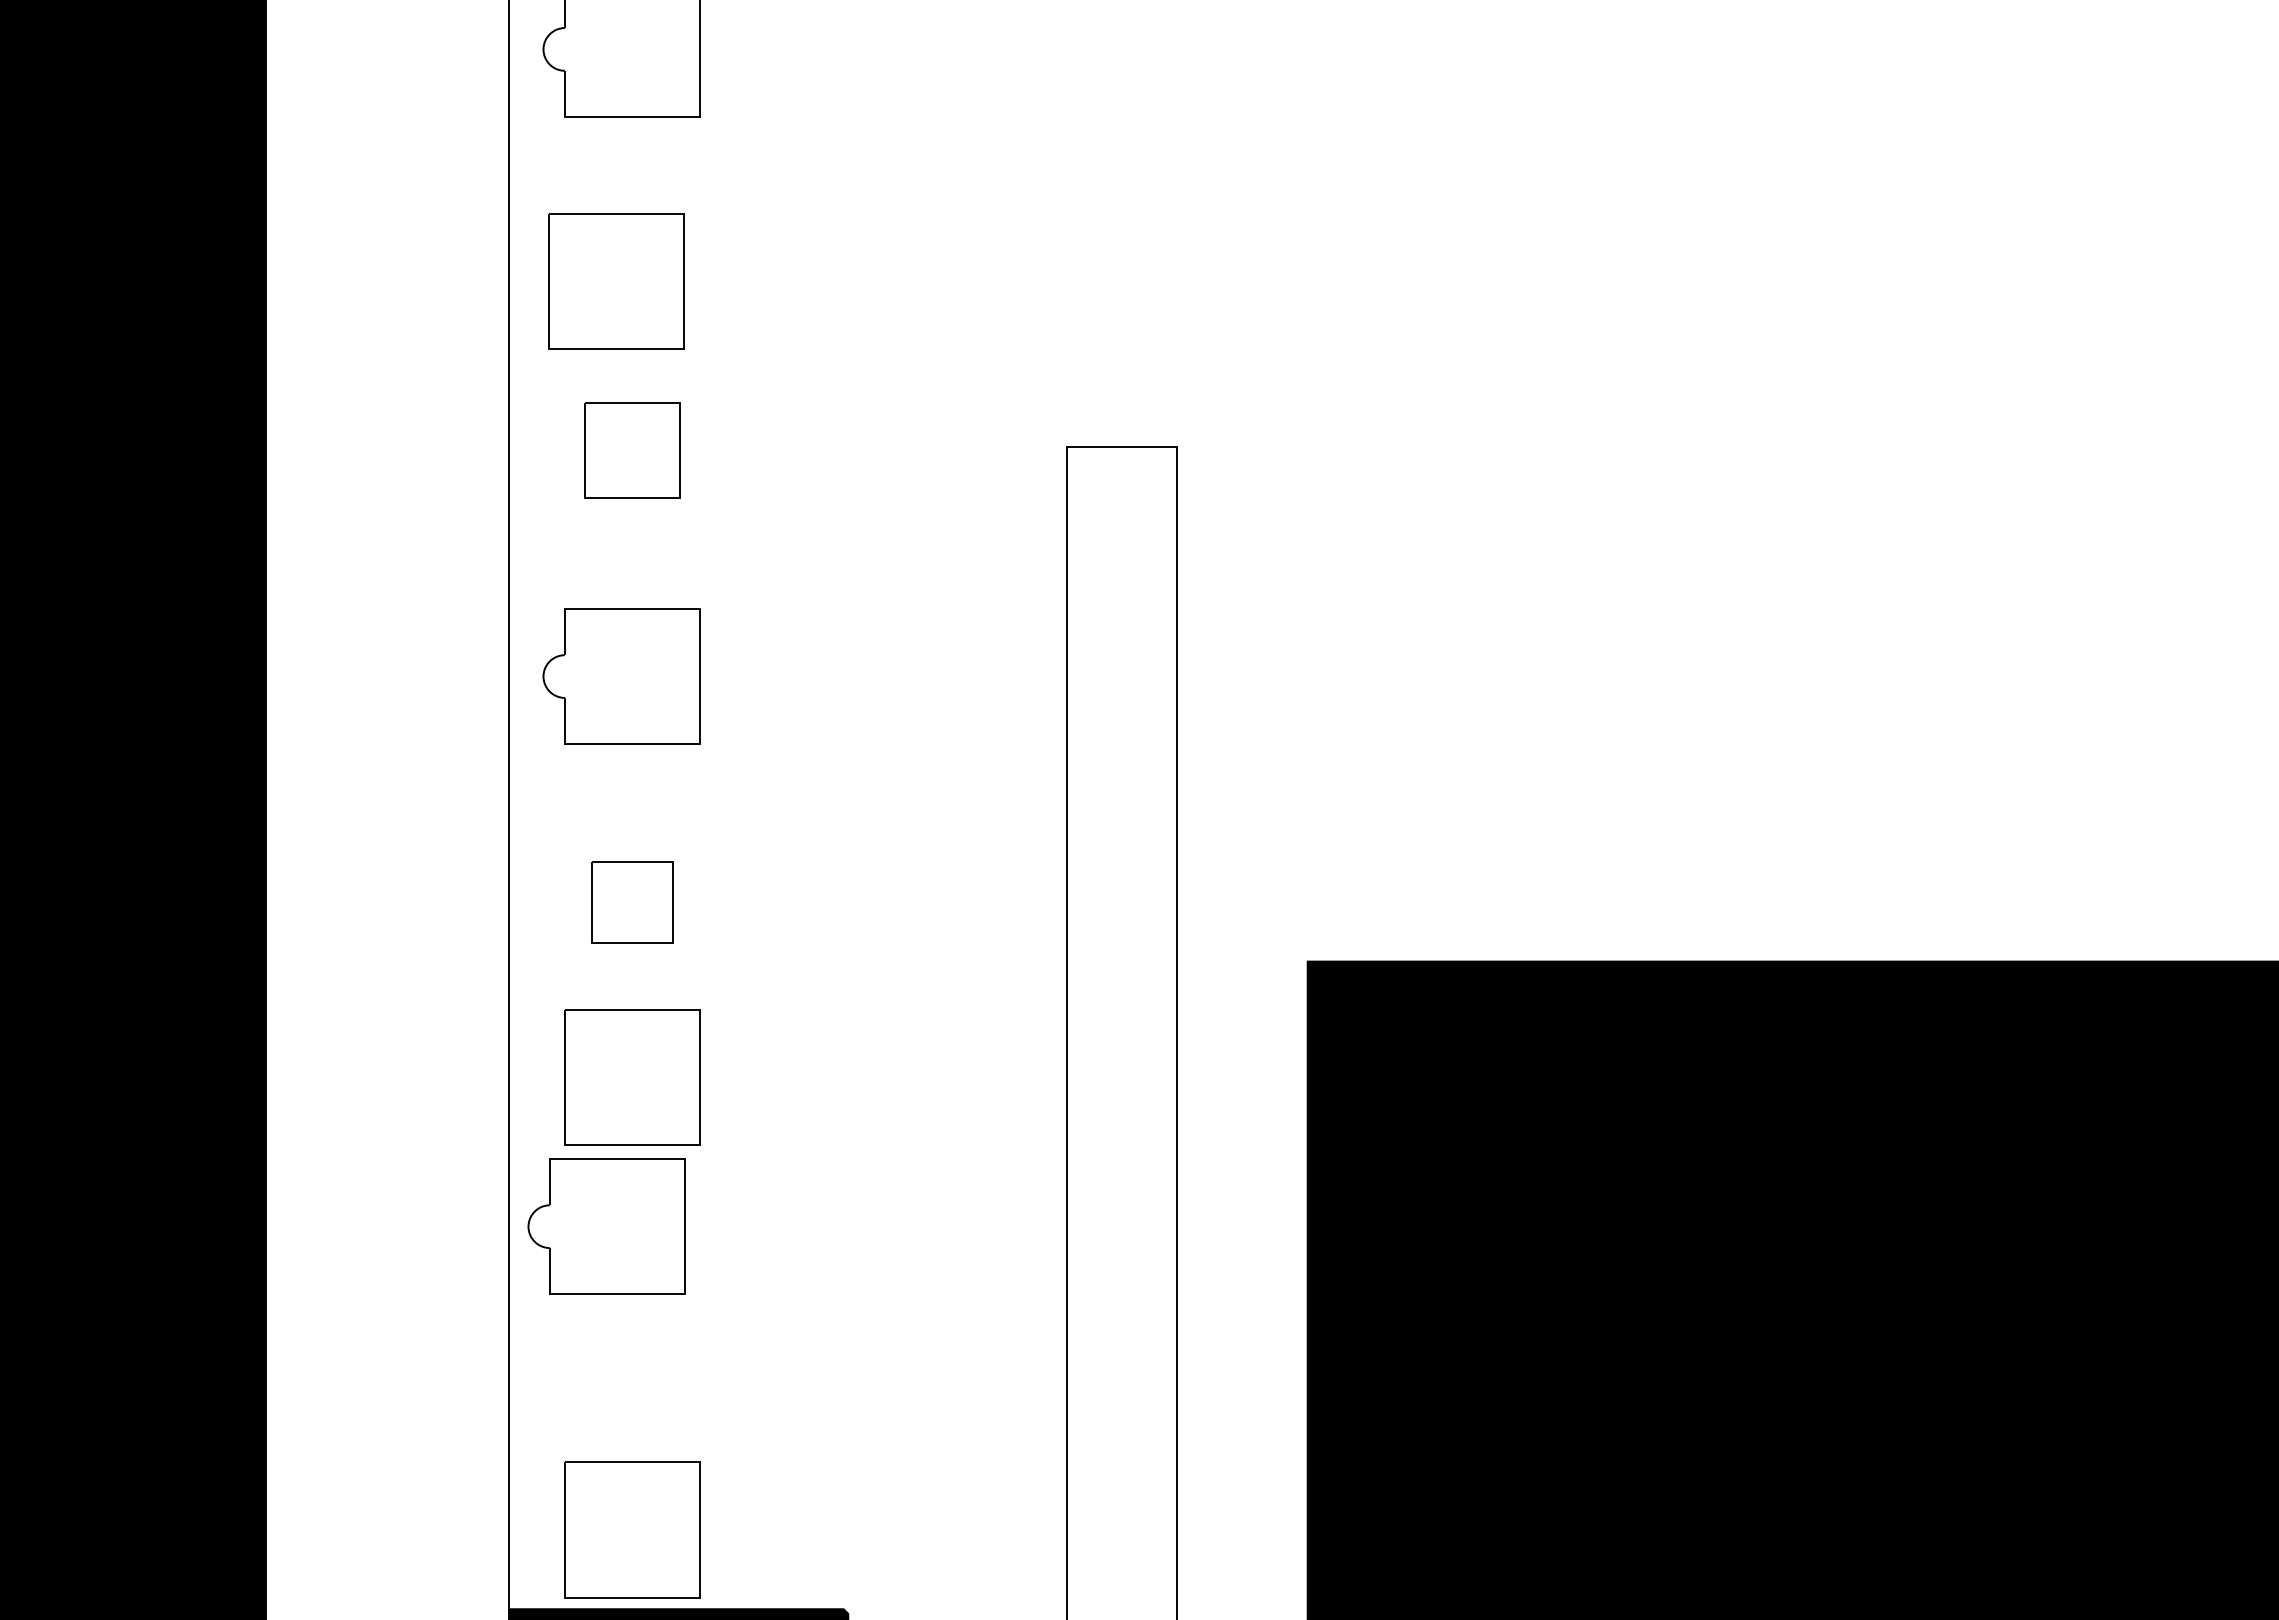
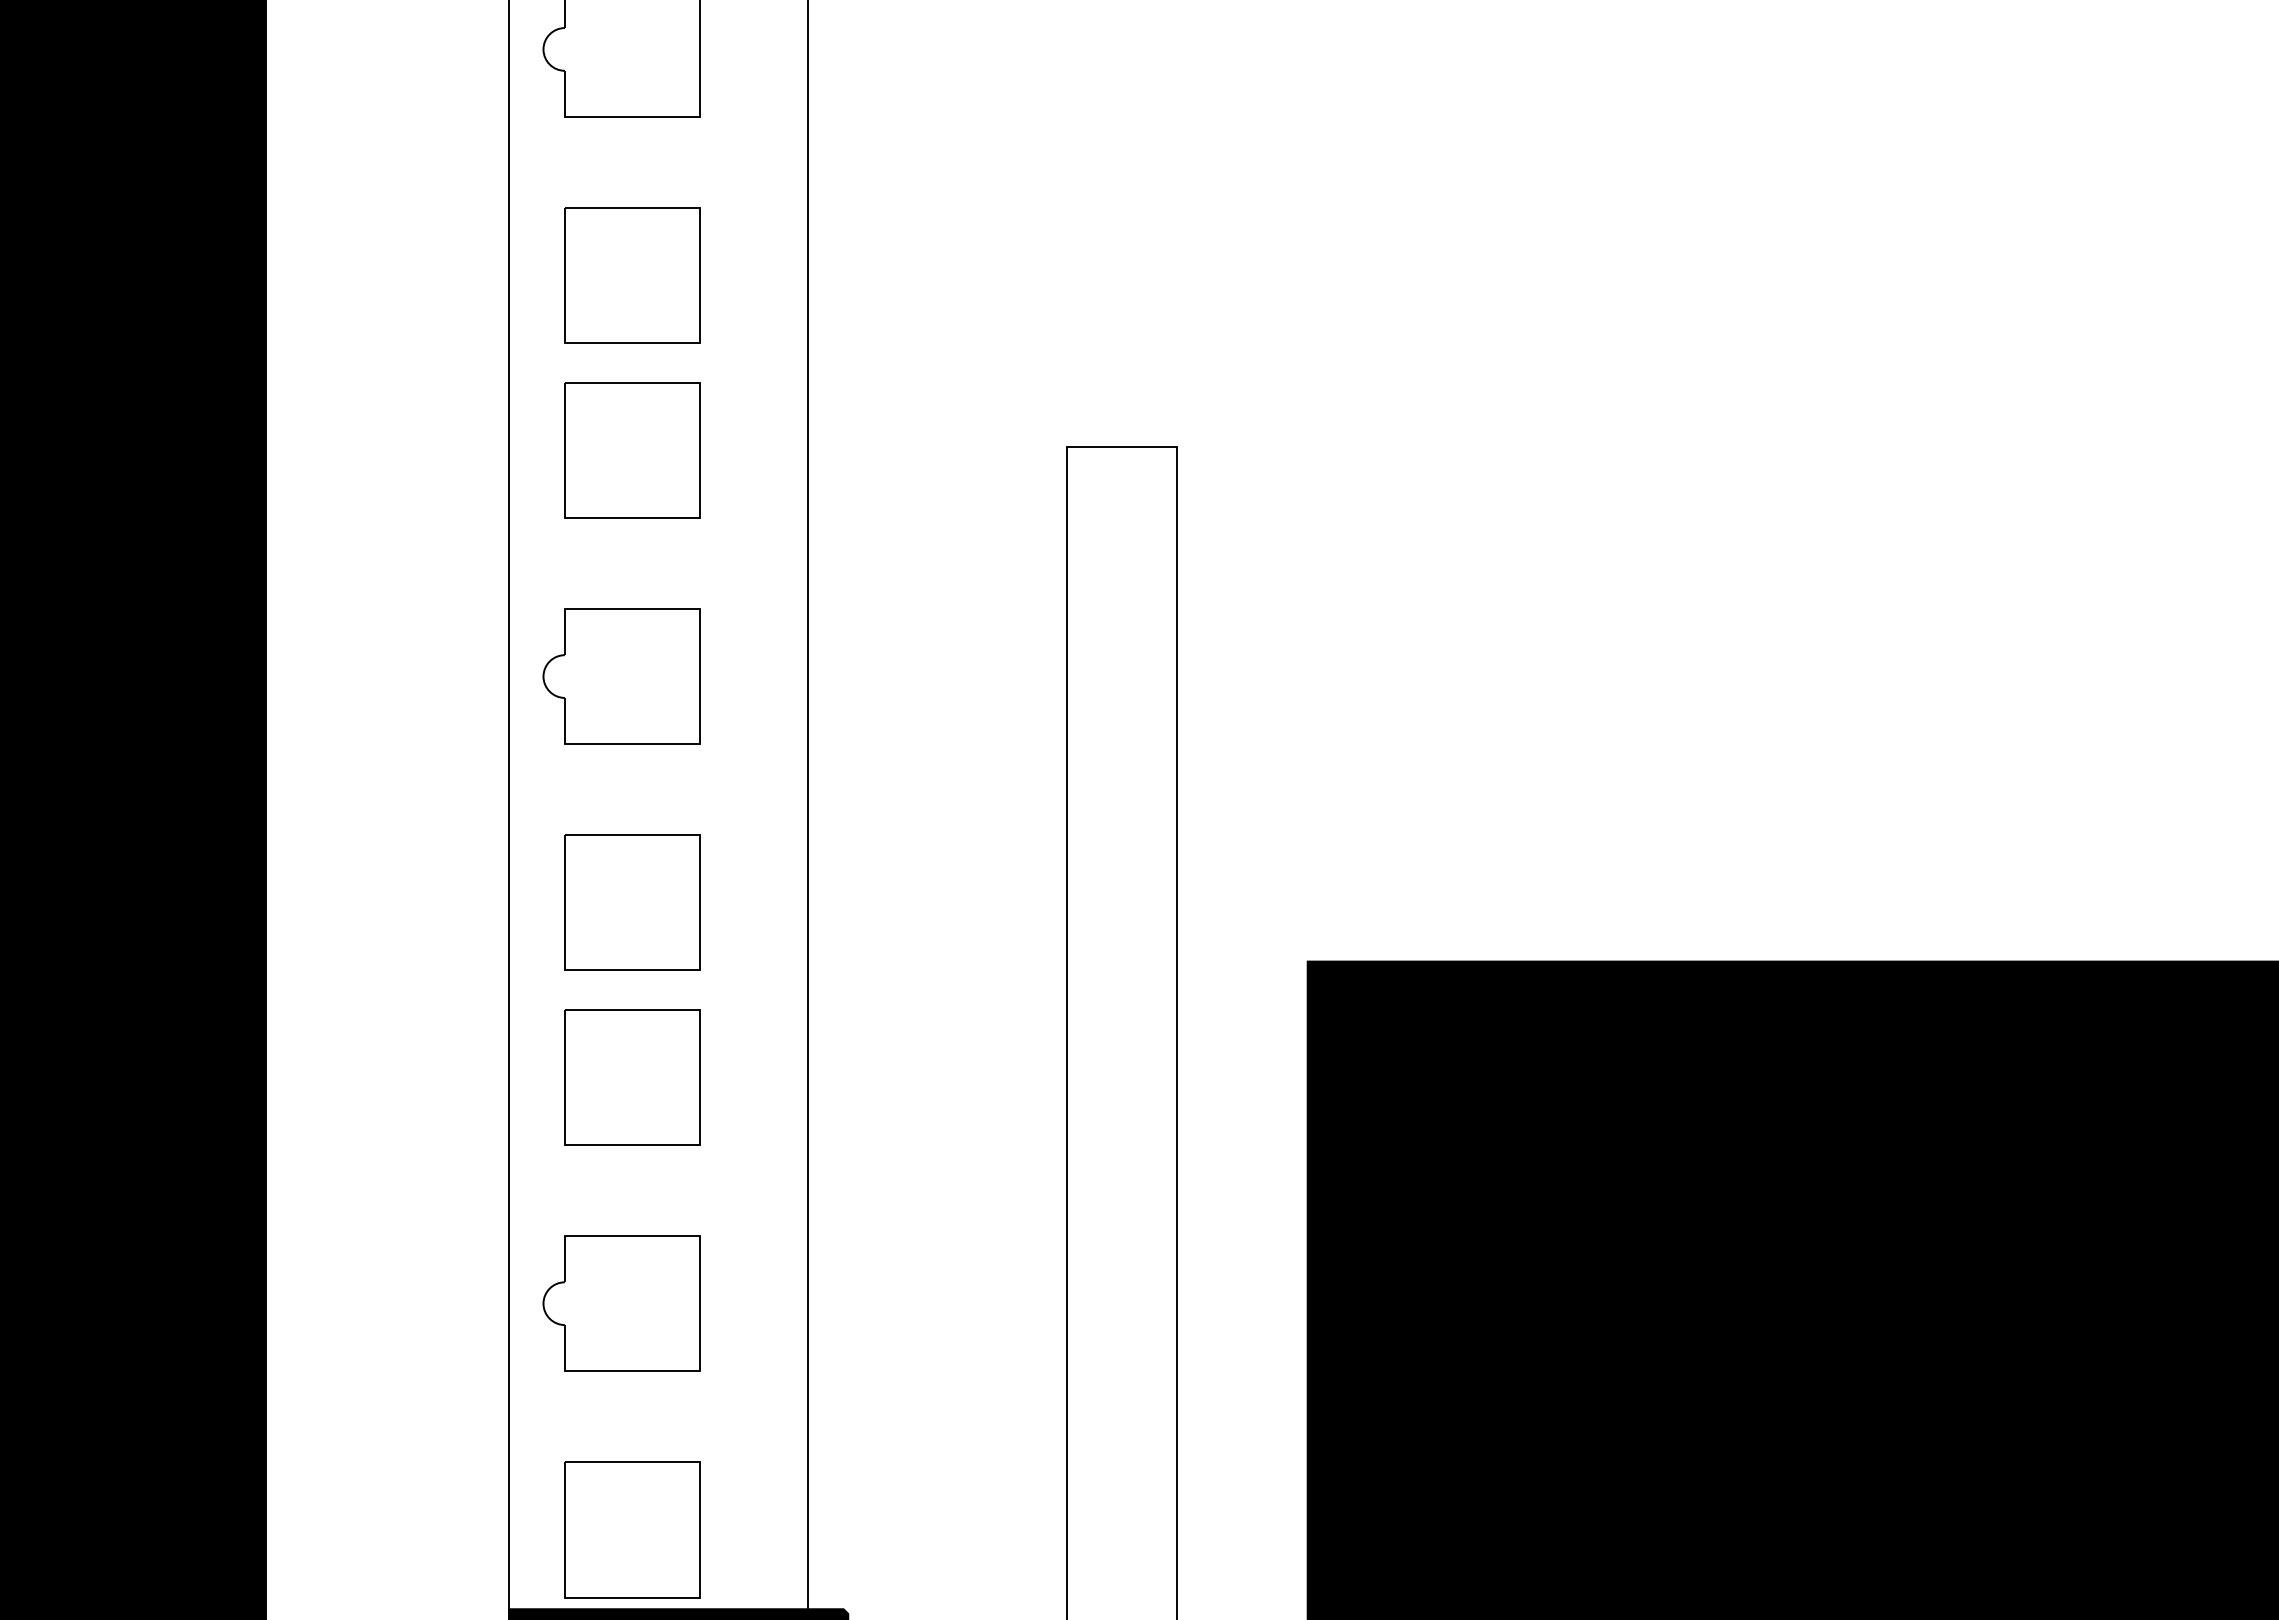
part position: (616, 281) -> (632, 275) (632, 275)
part size: 97x97 px -> 137x137 px (632, 450)
line: none -> present (807, 807)
part size: 83x83 px -> 137x137 px (632, 902)
part position: (606, 1226) -> (621, 1303) (621, 1303)
